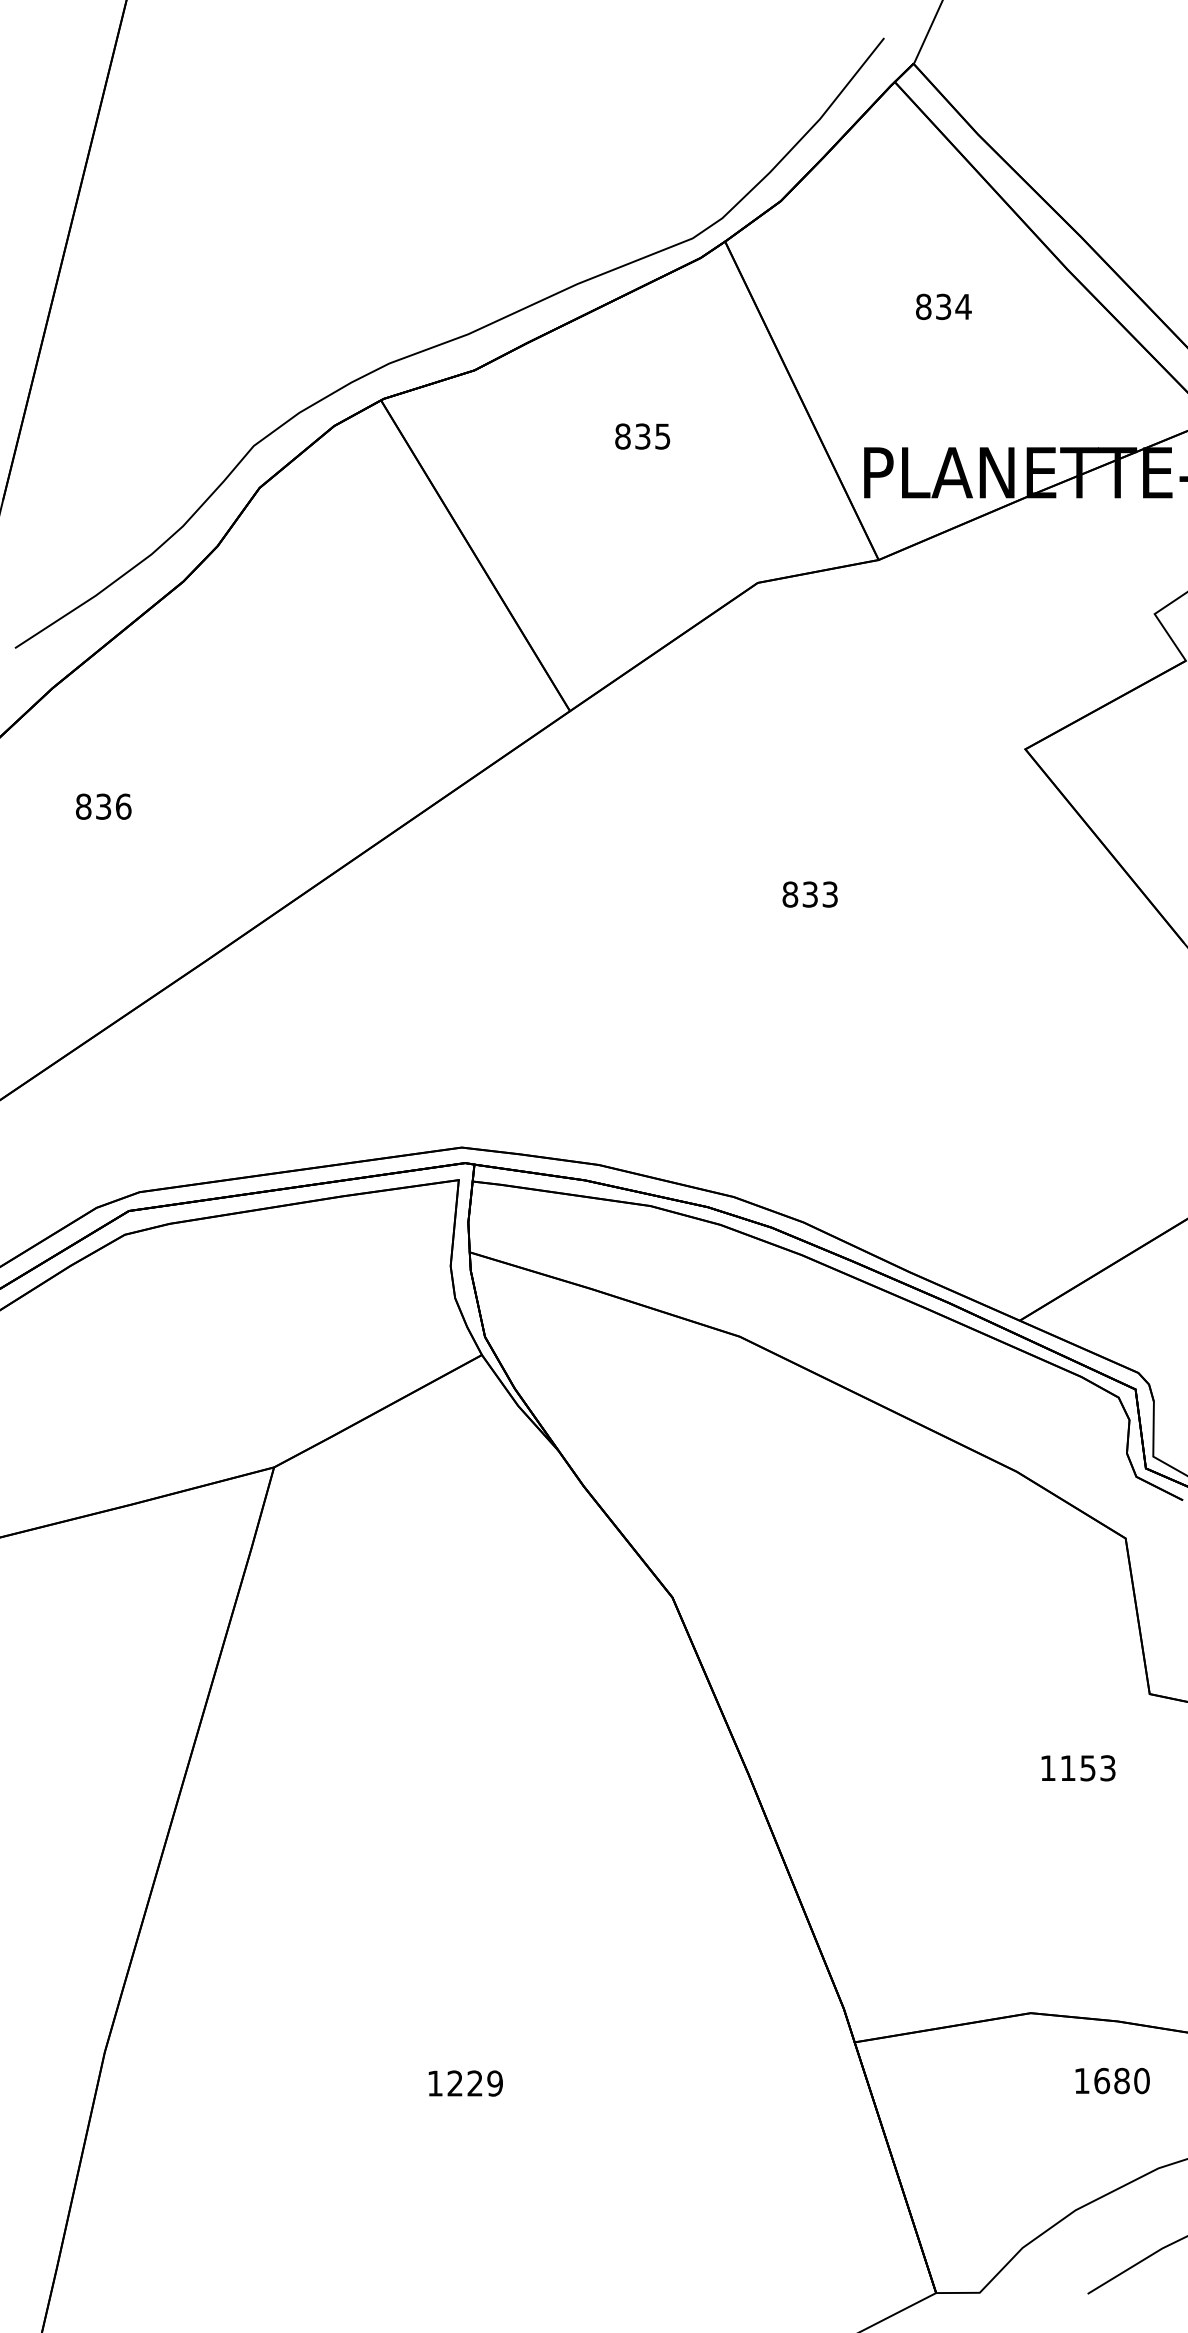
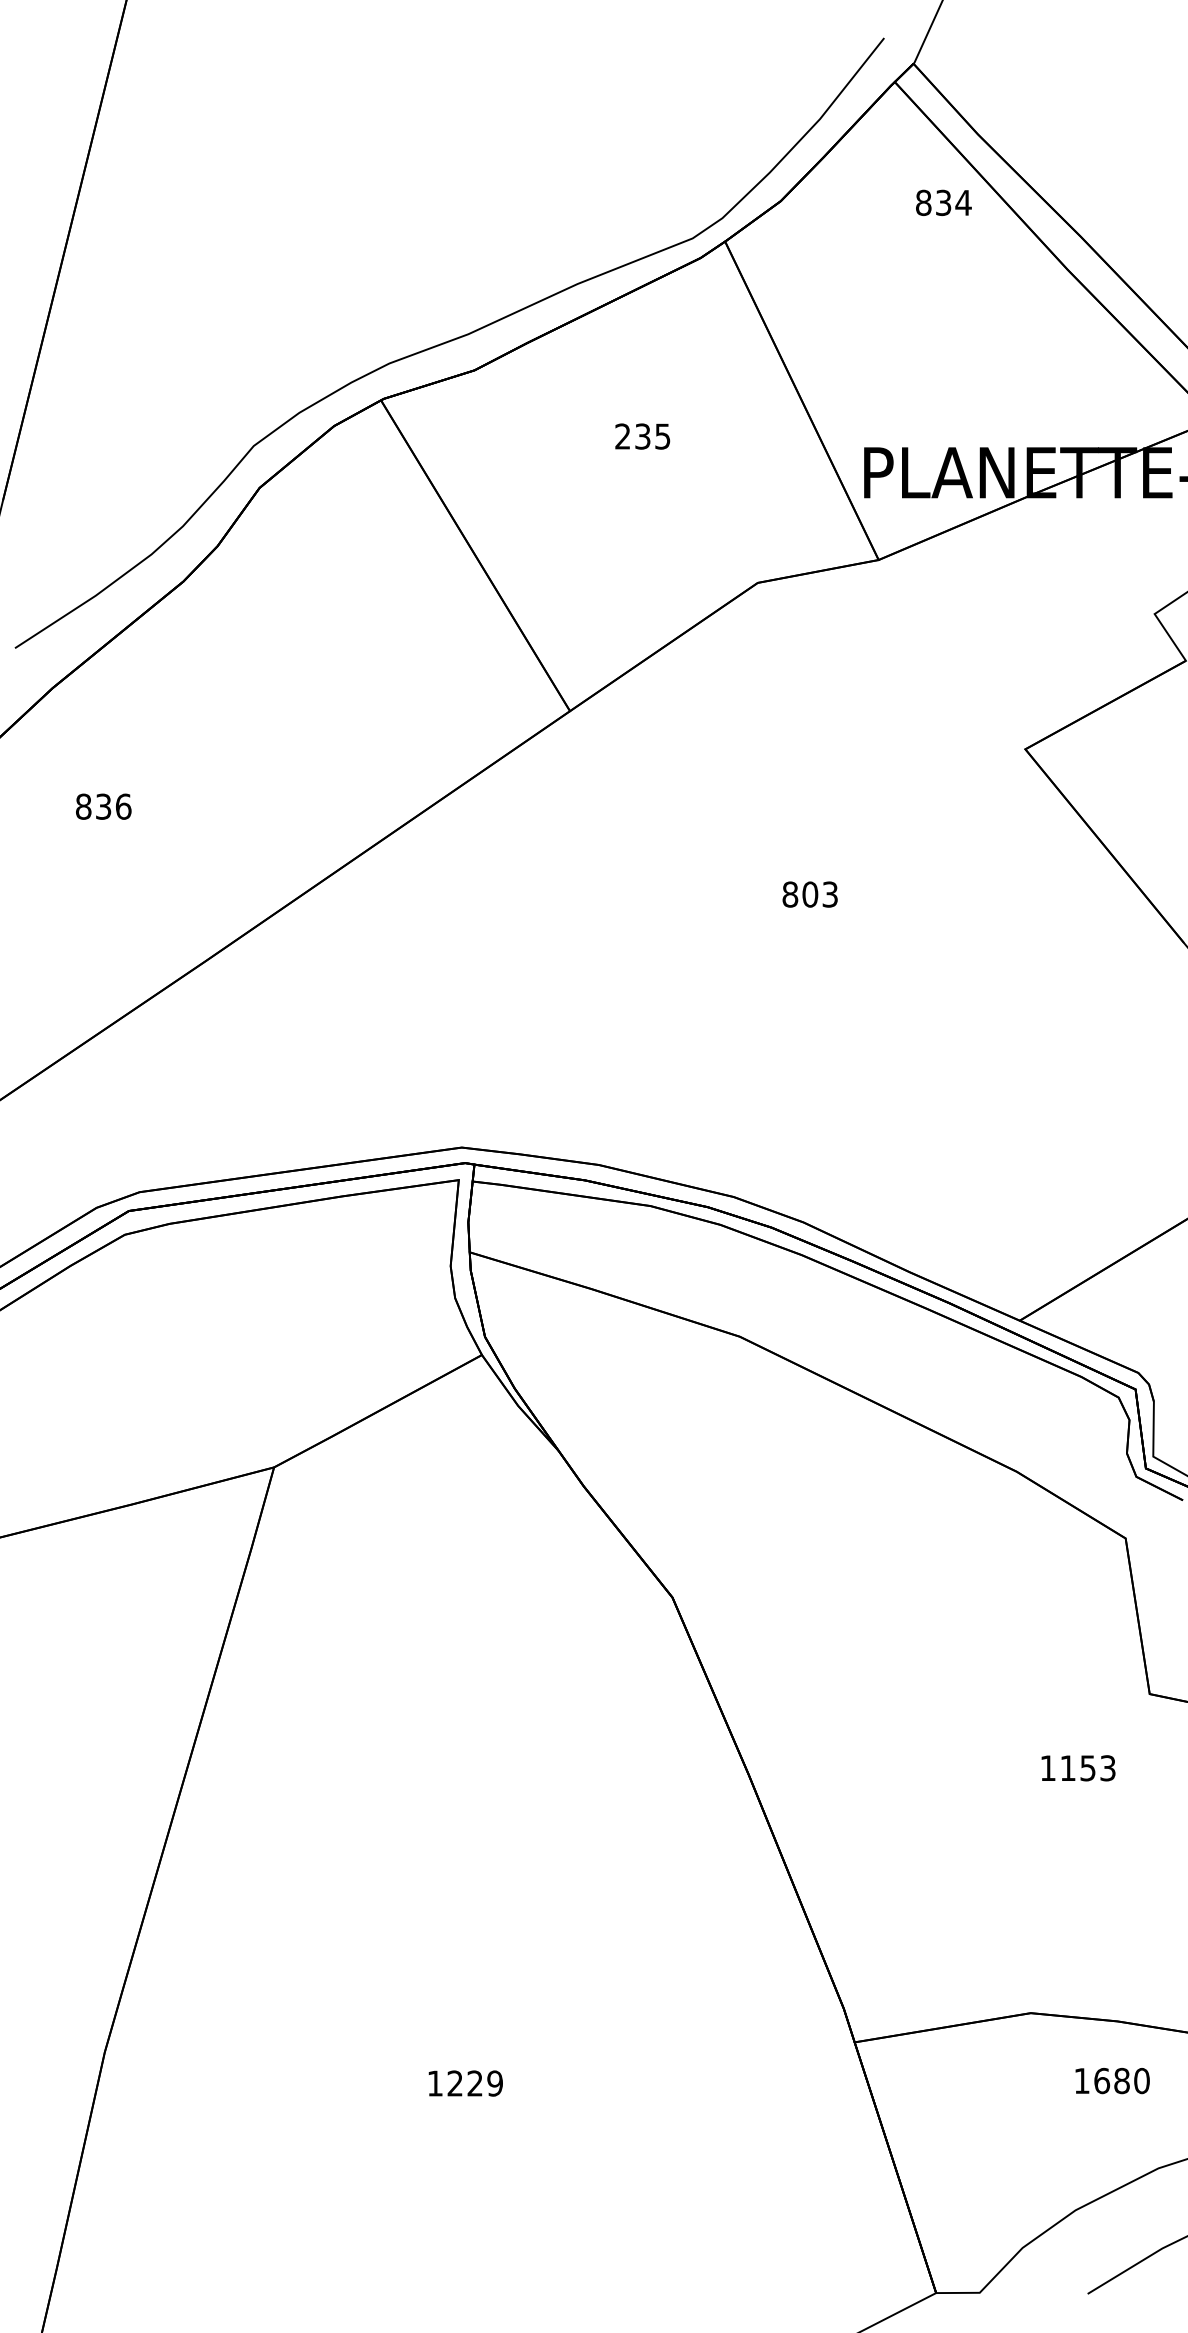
text position: (943, 306) -> (943, 202) (943, 202)
text: 835 -> 235 (622, 436)
text: 833 -> 803 (810, 894)
